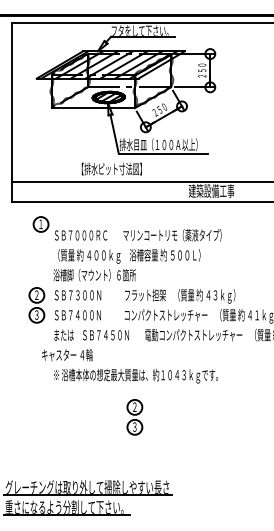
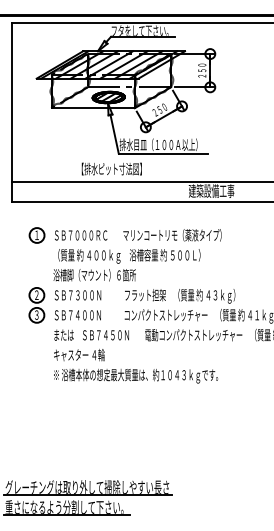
part position: (40, 224) -> (36, 235) (36, 235)
text position: (67, 355) -> (79, 355) (79, 355)
part: present -> none (134, 417)
